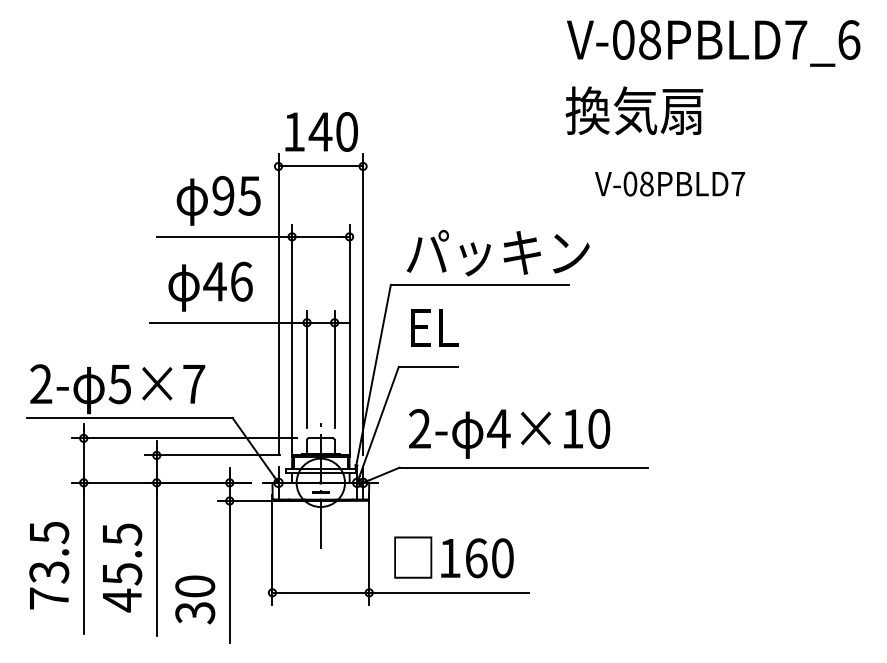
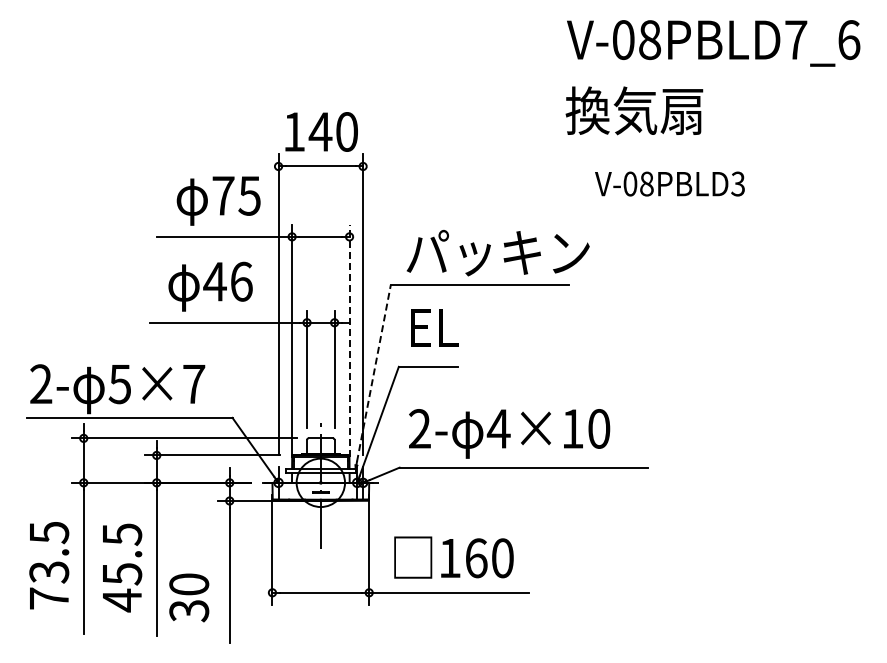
text: V-08PBLD7 -> V-08PBLD3 (738, 183)
text: 95 -> 75 (223, 195)
line: solid -> dashed (349, 340)
line: solid -> dashed (374, 372)
text position: (195, 599) -> (189, 597) (189, 597)
